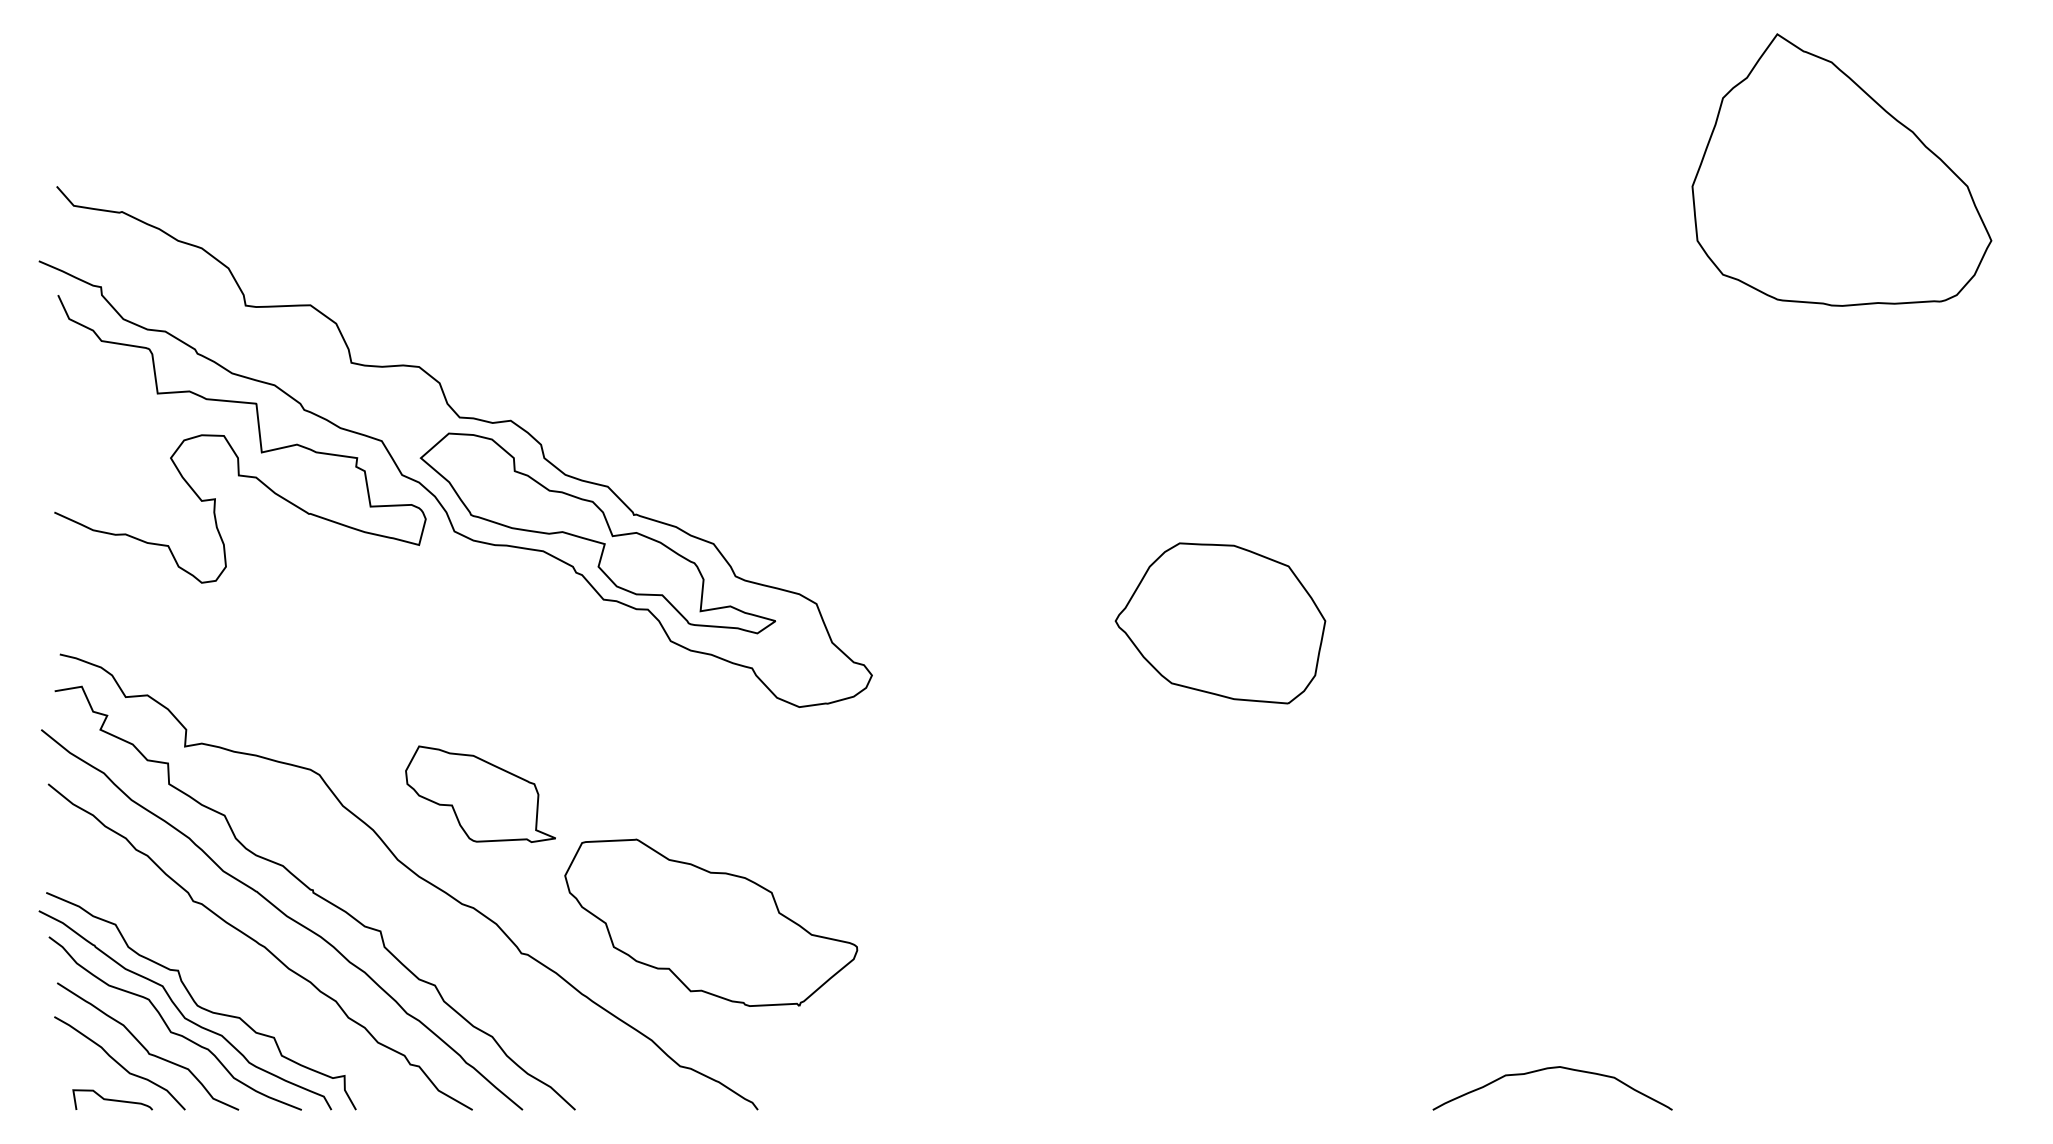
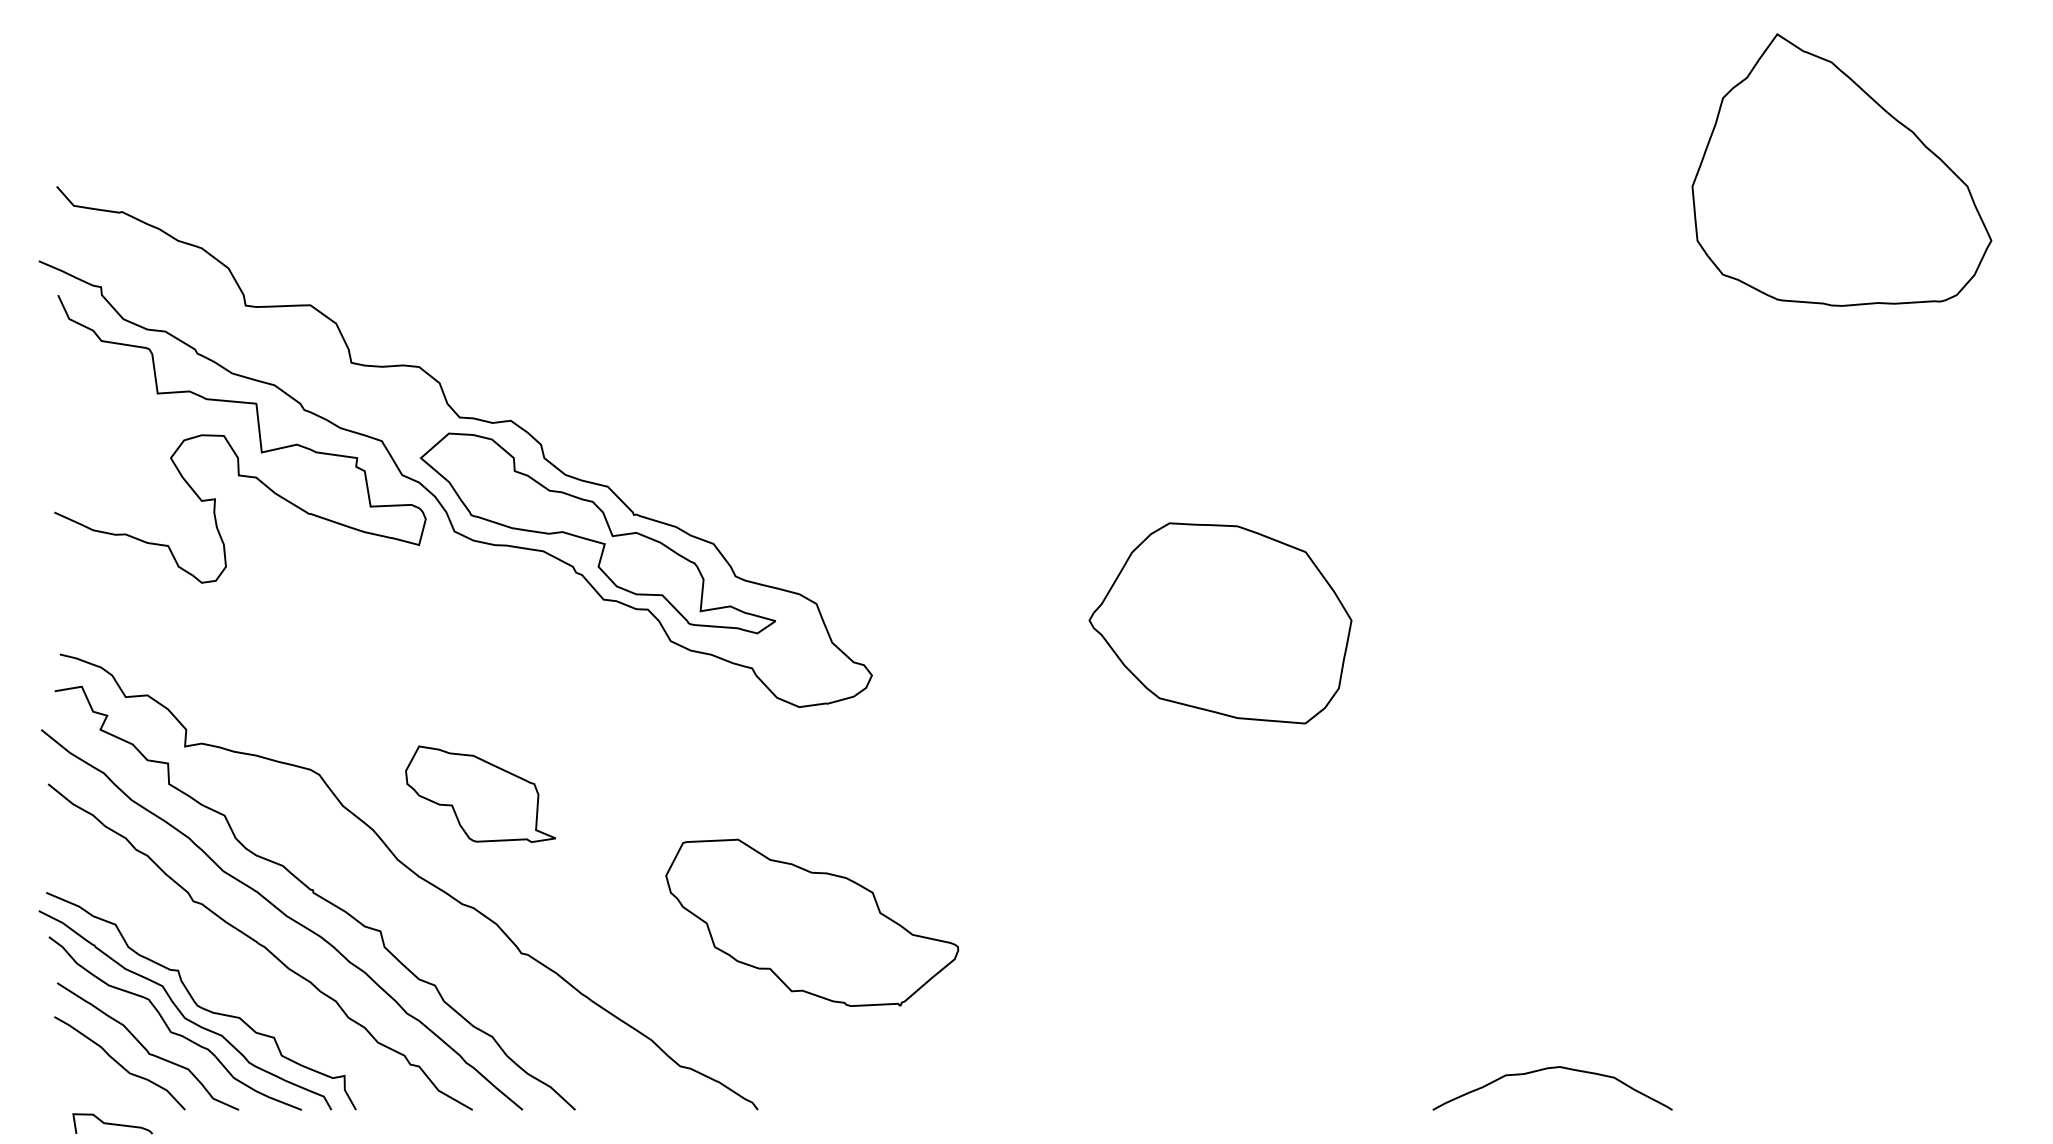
part size: 213x163 px -> 265x203 px (1220, 623)
part position: (711, 922) -> (812, 922) (812, 922)
curve position: (112, 1099) -> (112, 1123) (112, 1123)
